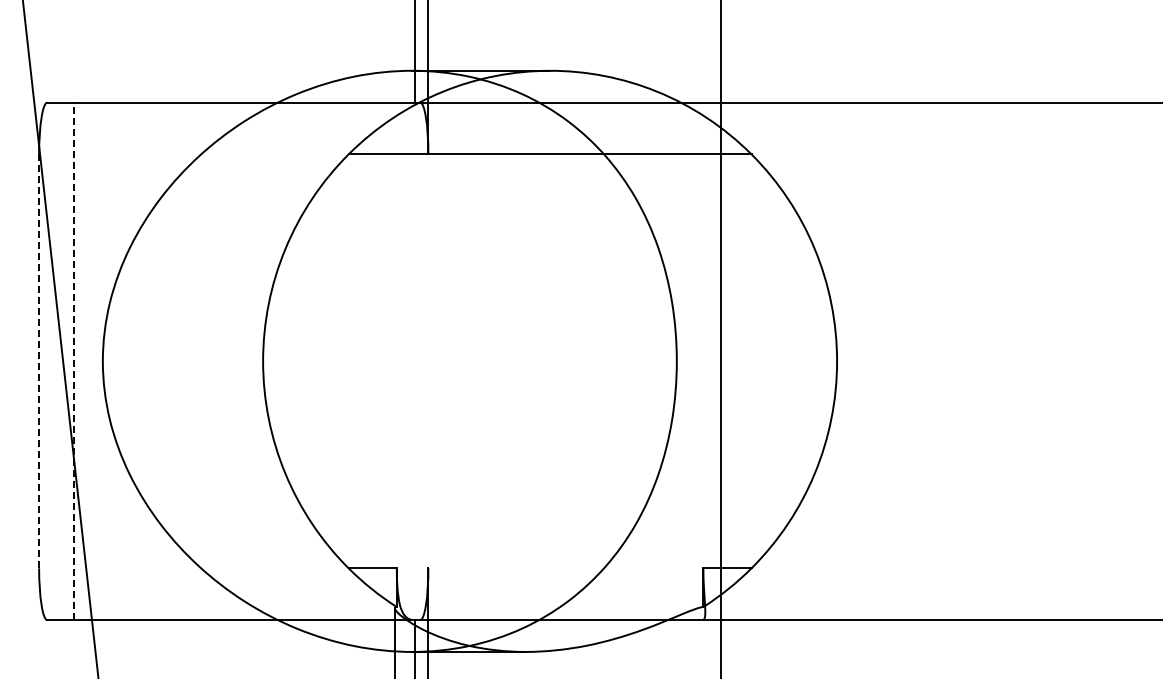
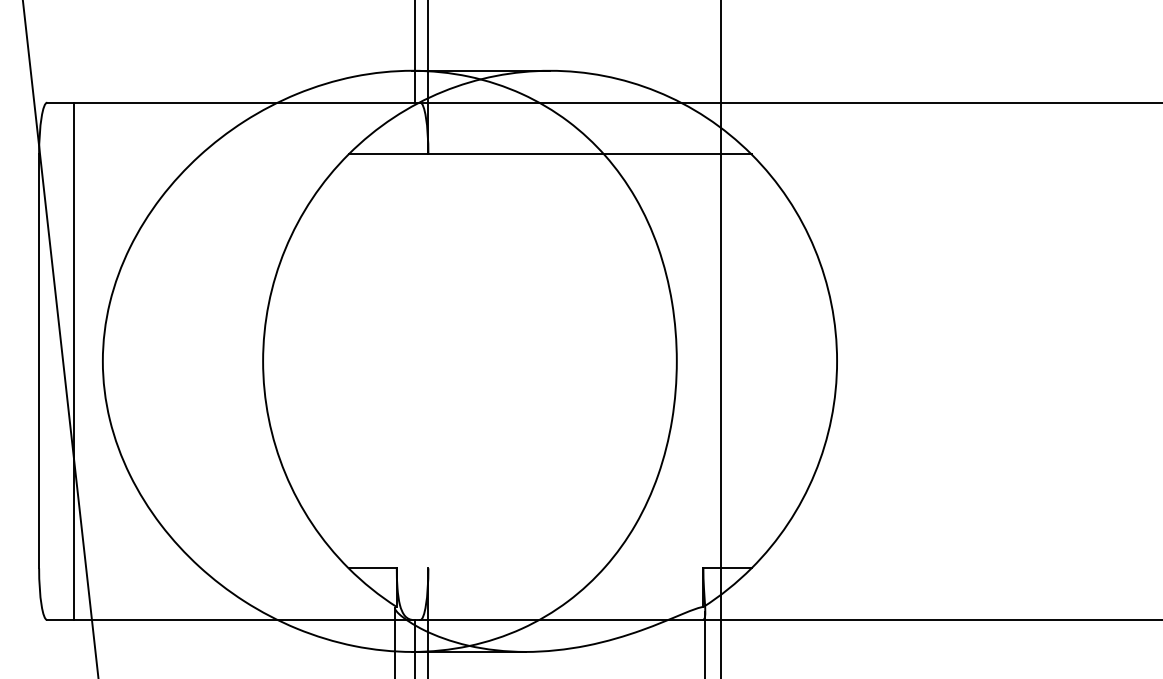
line: dashed -> solid (39, 361)
line: dashed -> solid (74, 361)
line: none -> present (705, 643)
